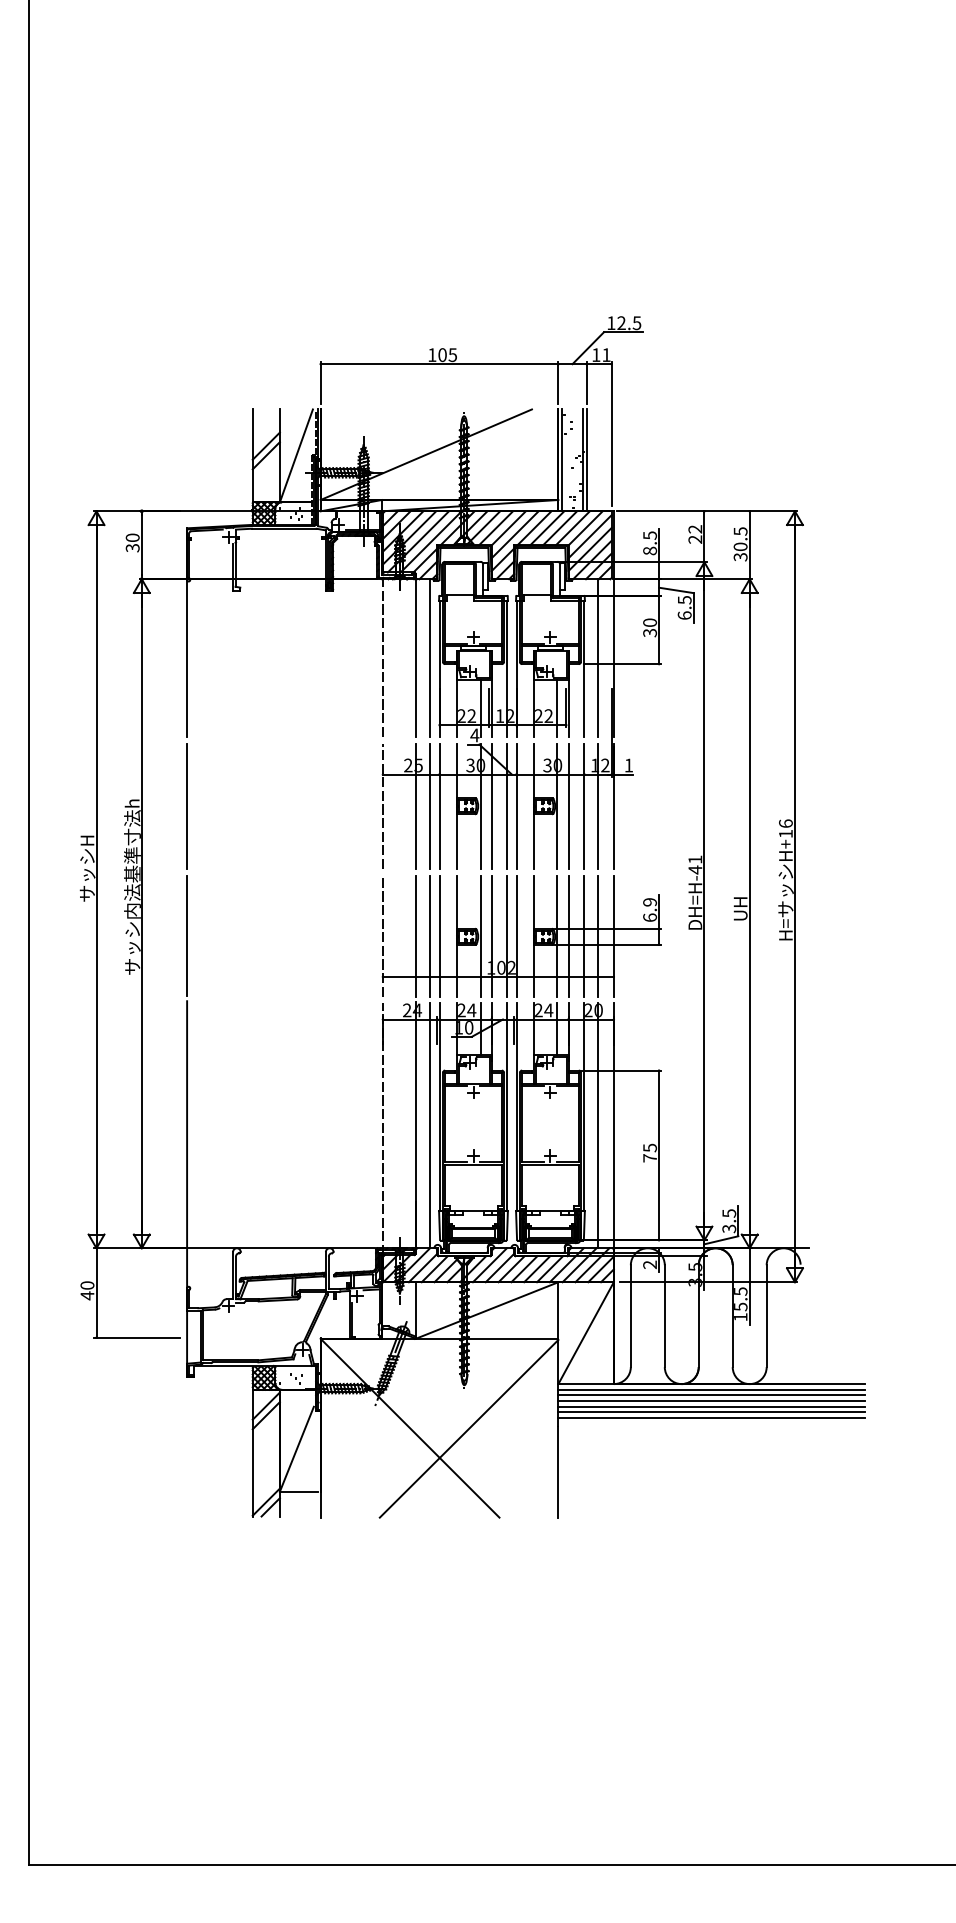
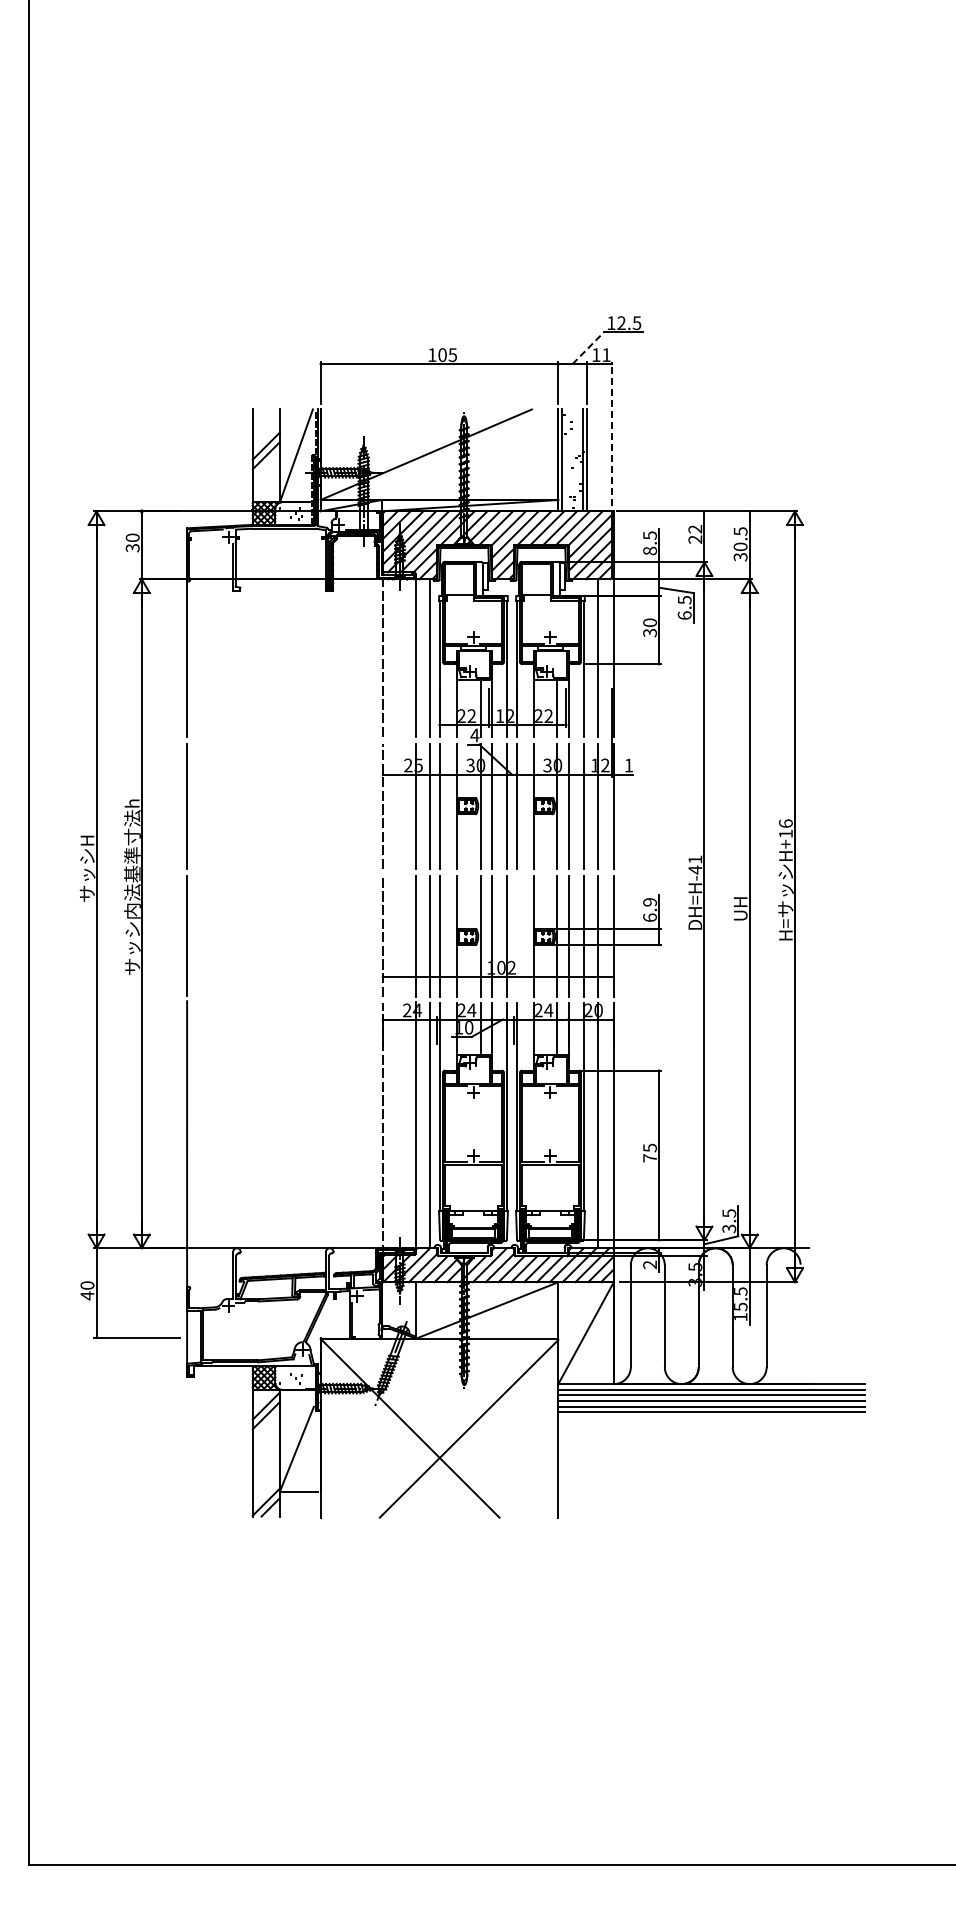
line: solid -> dashed (588, 347)
line: solid -> dashed (611, 433)
line: present -> none (516, 935)
line: present -> none (711, 1418)
